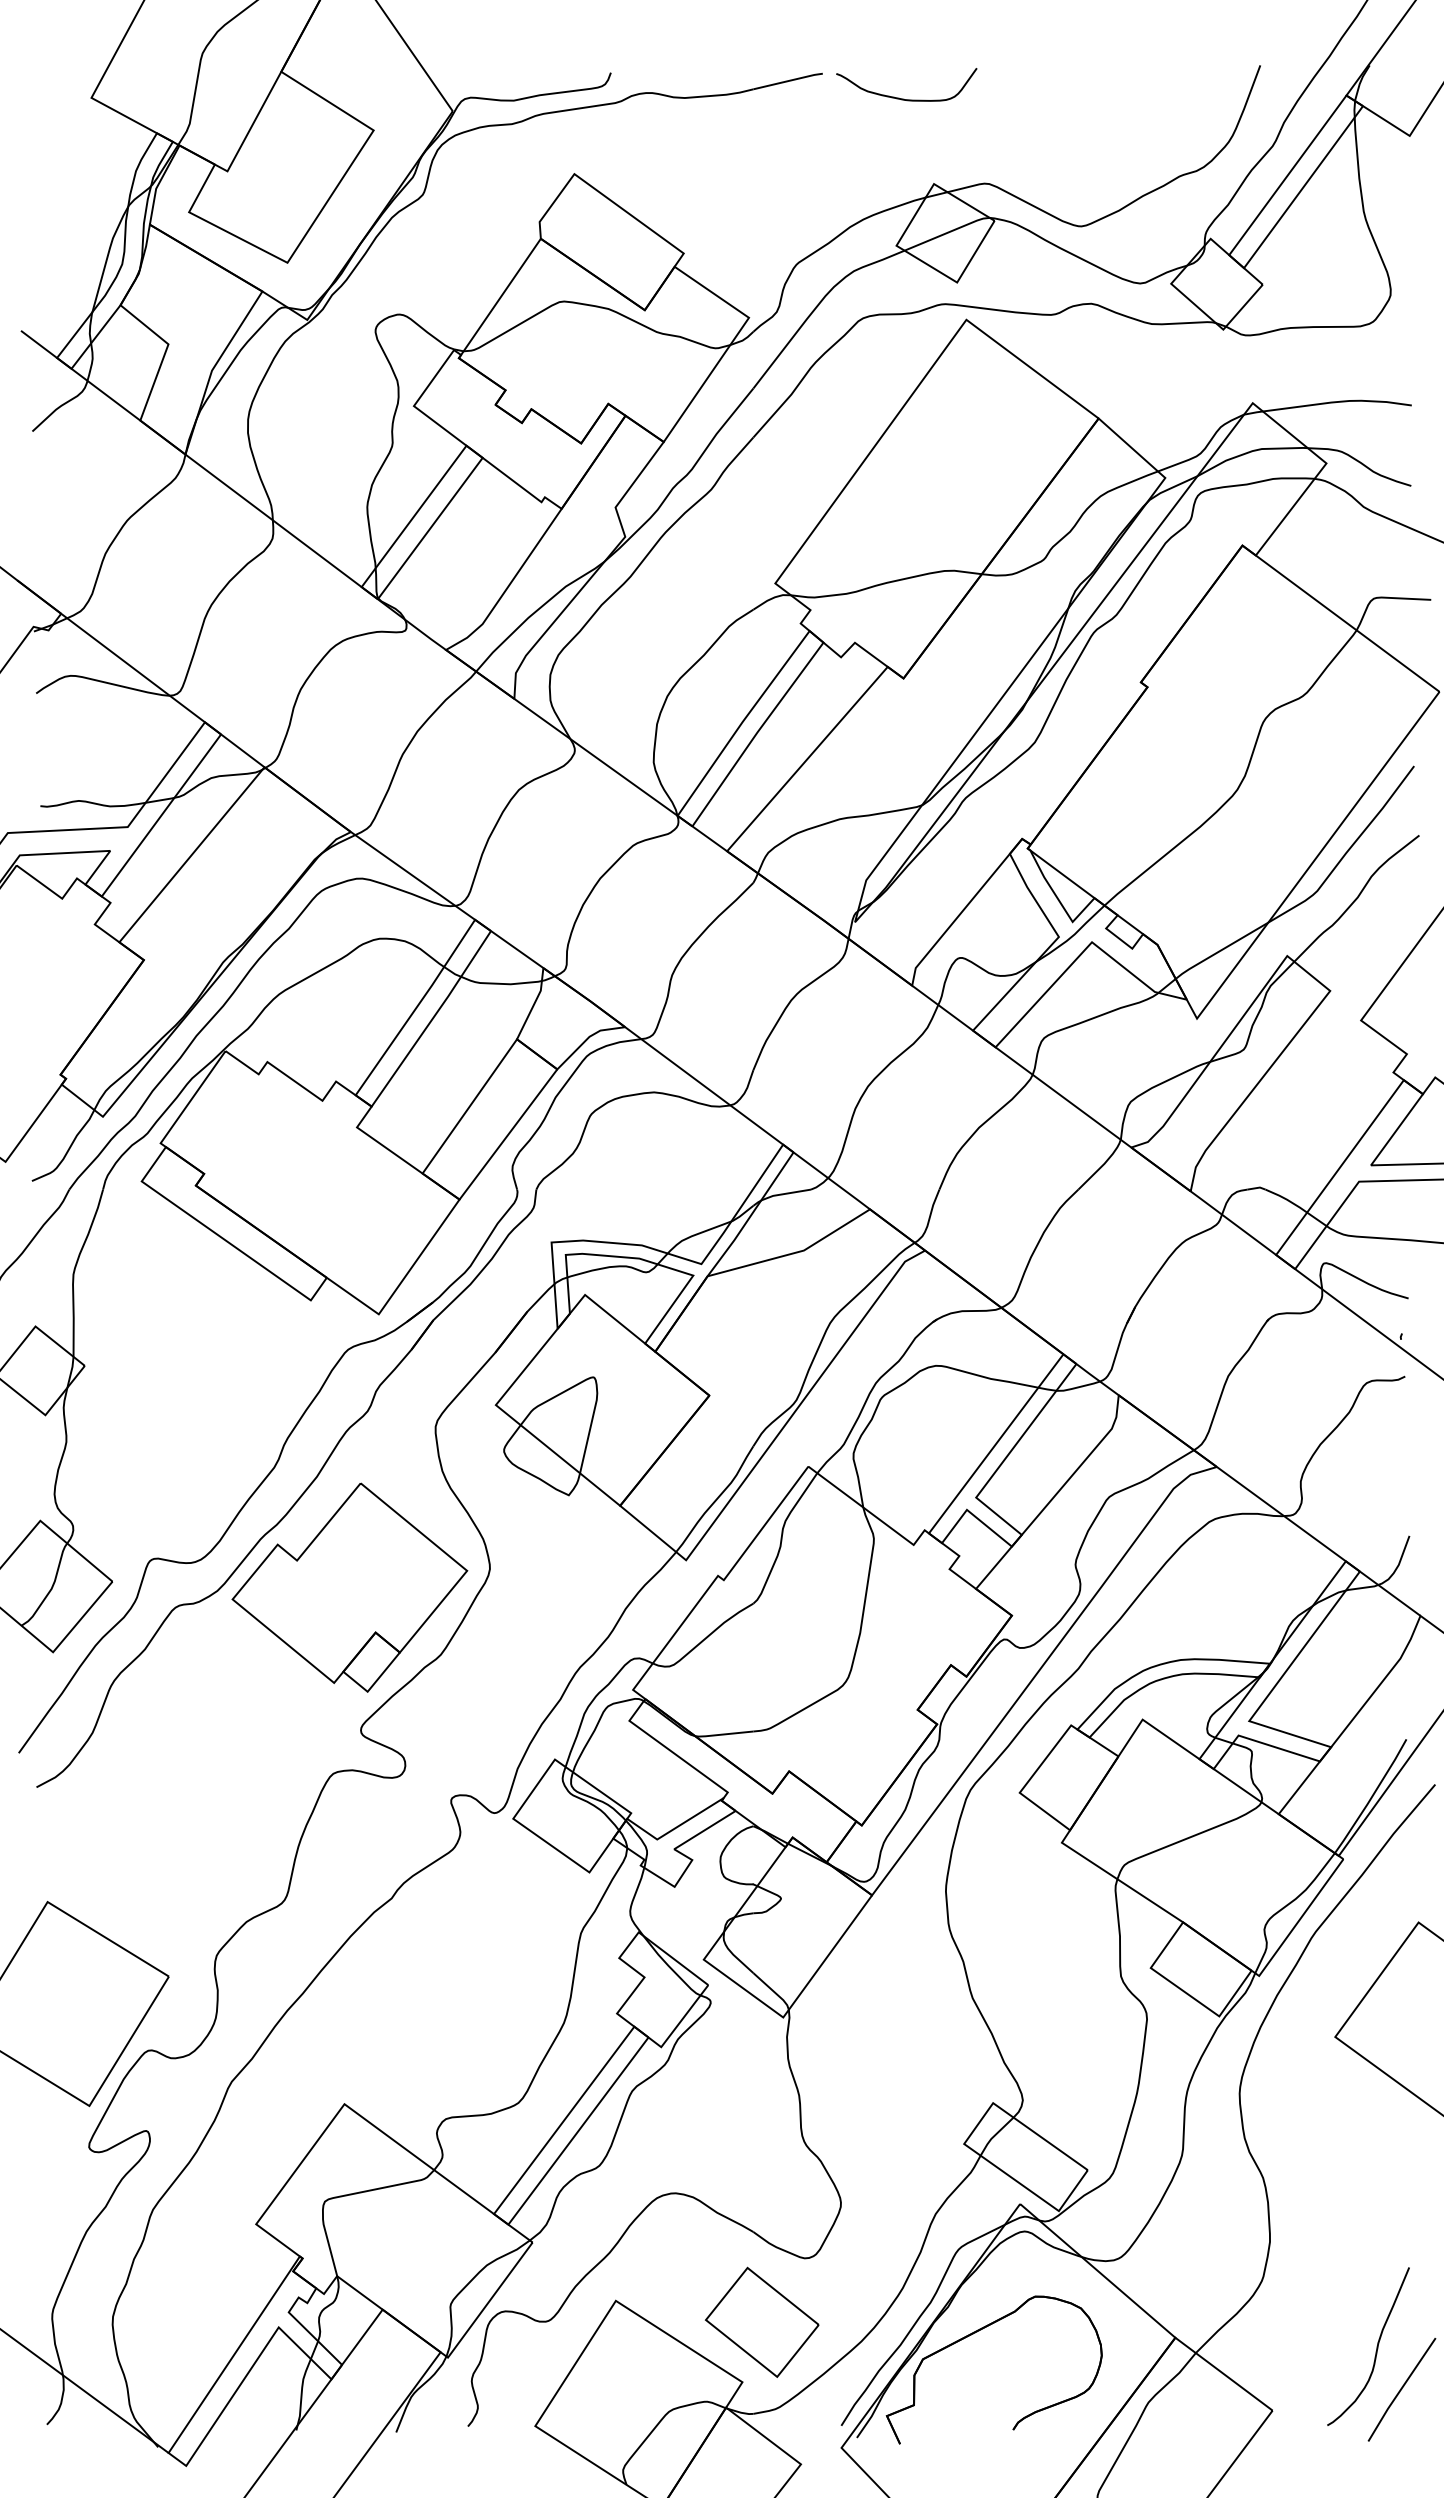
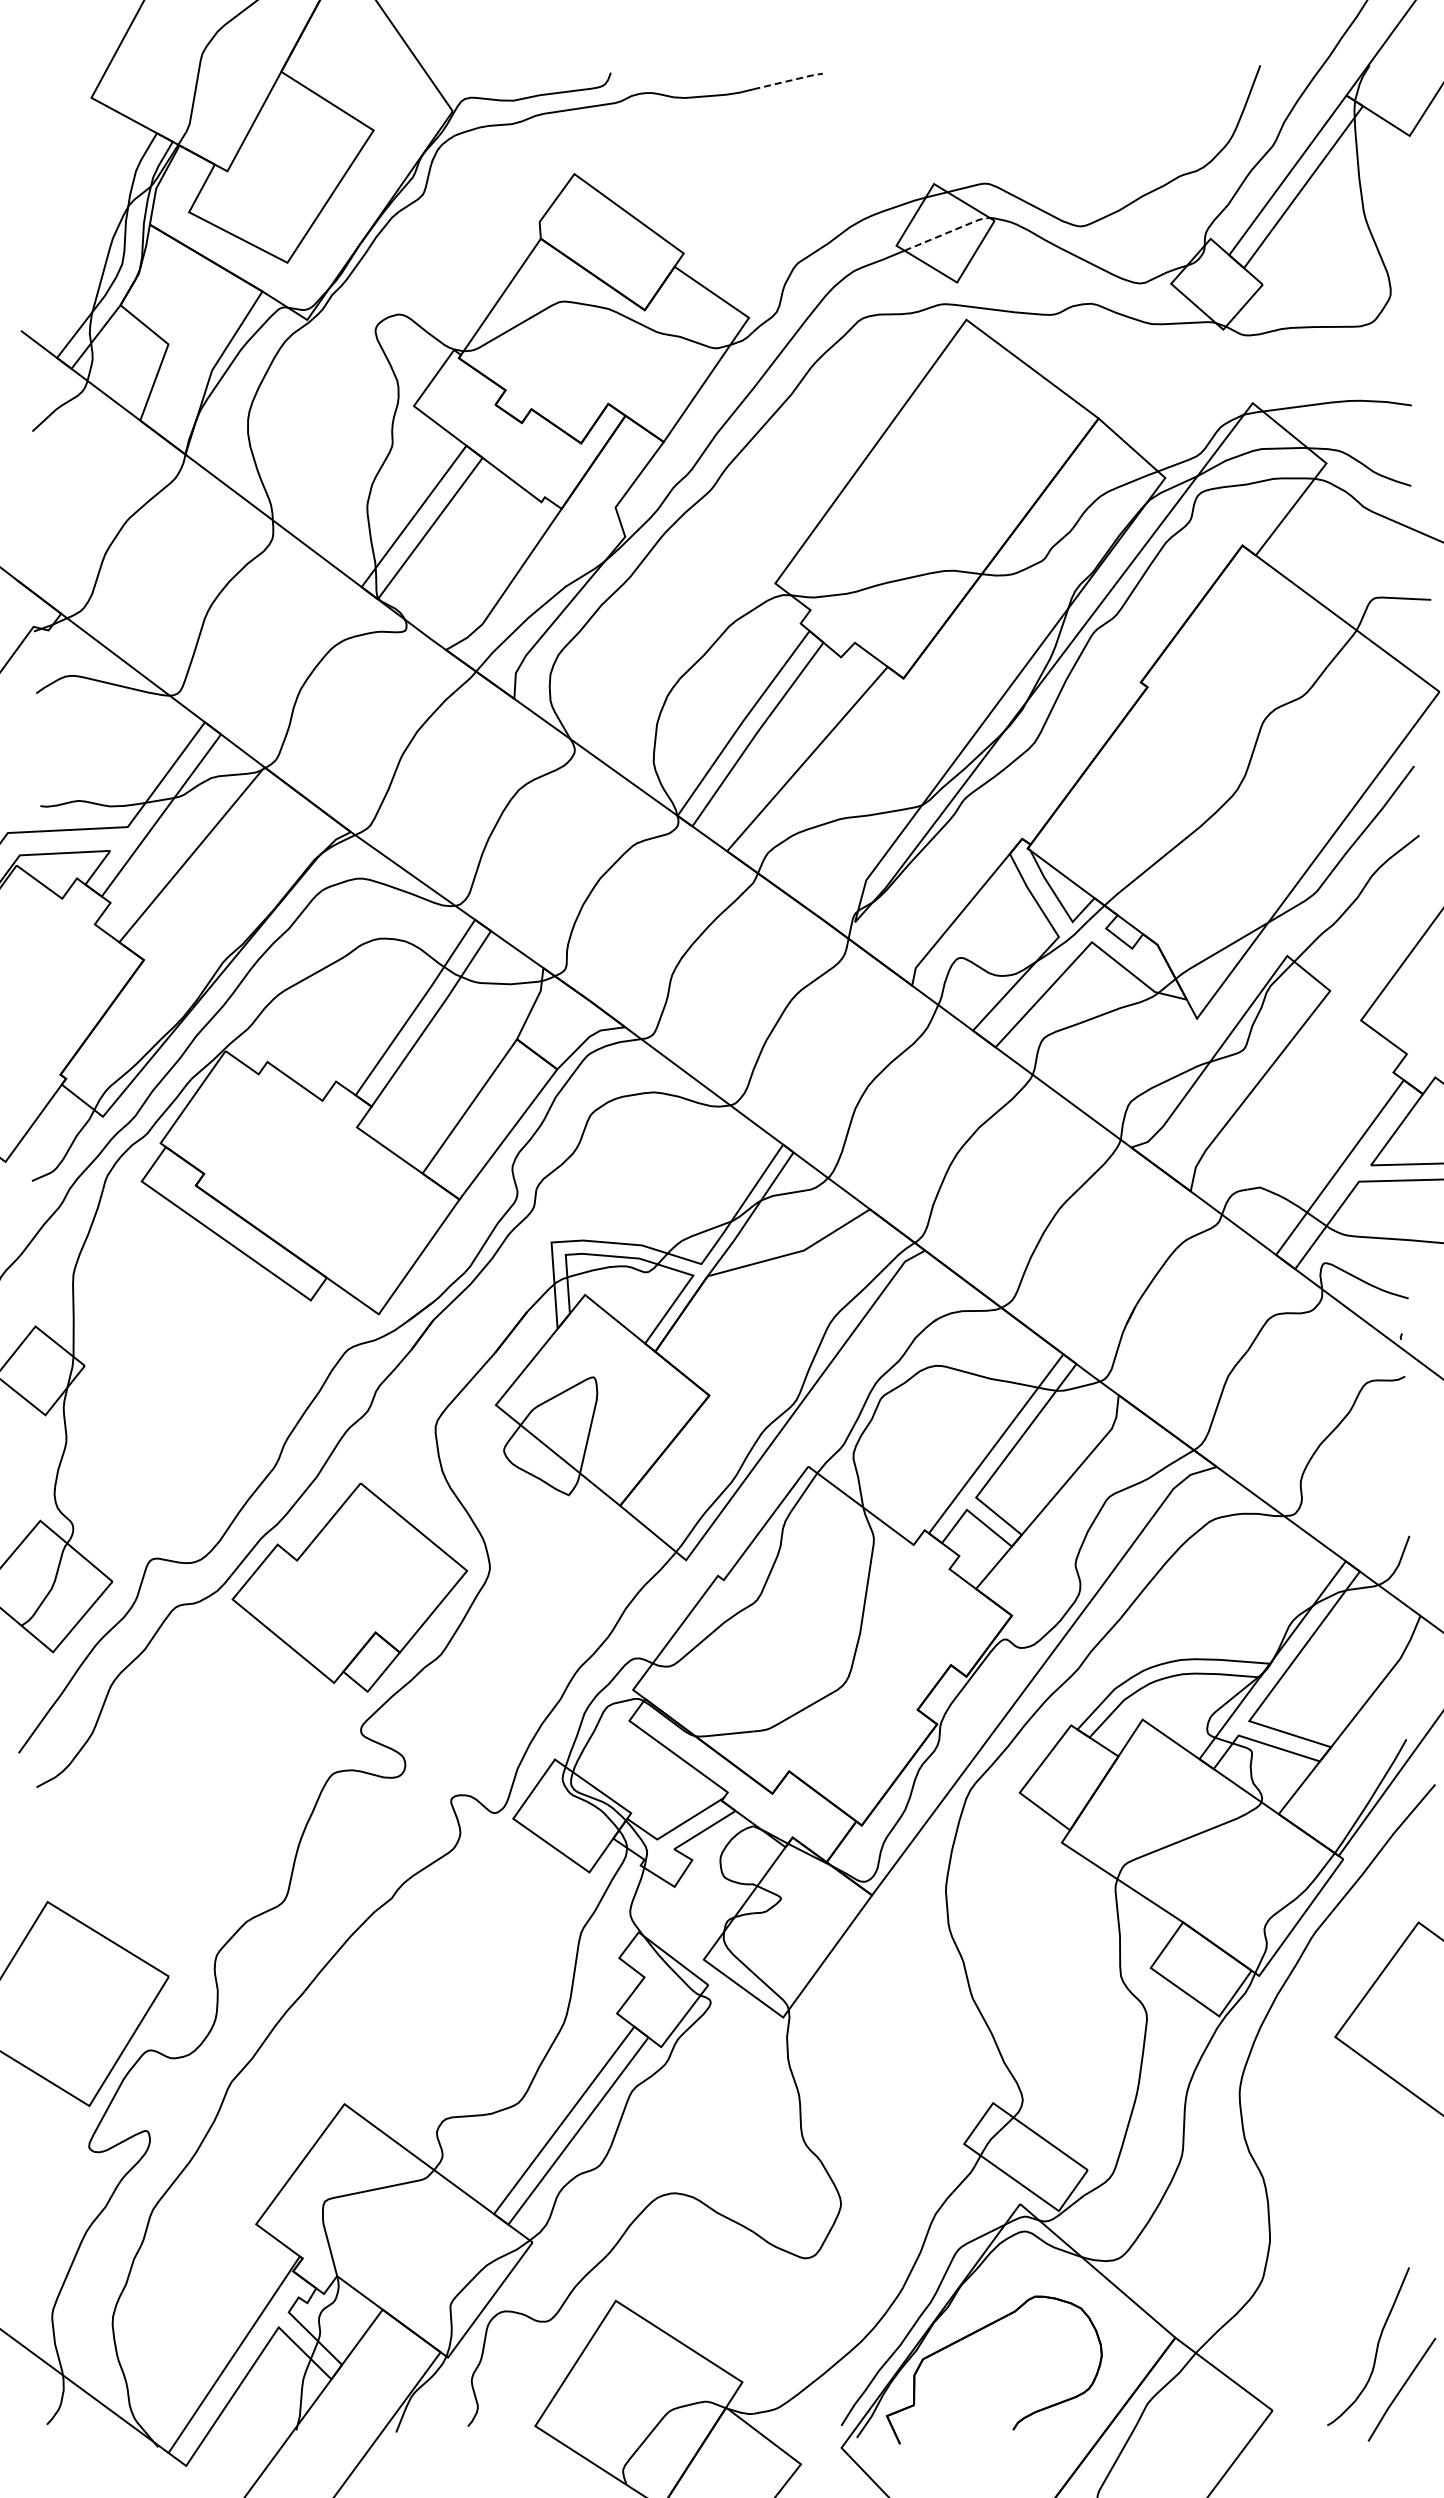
line: solid -> dashed (789, 80)
curve: present -> none (903, 98)
line: solid -> dashed (948, 232)
part: present -> none (761, 2321)
